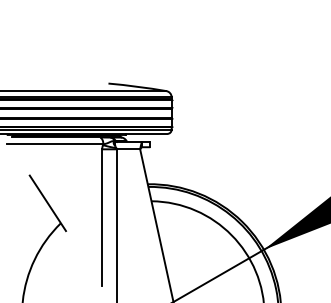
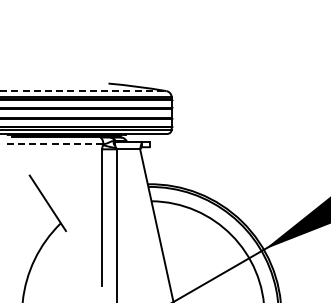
line: solid -> dashed (83, 91)
line: solid -> dashed (54, 144)
